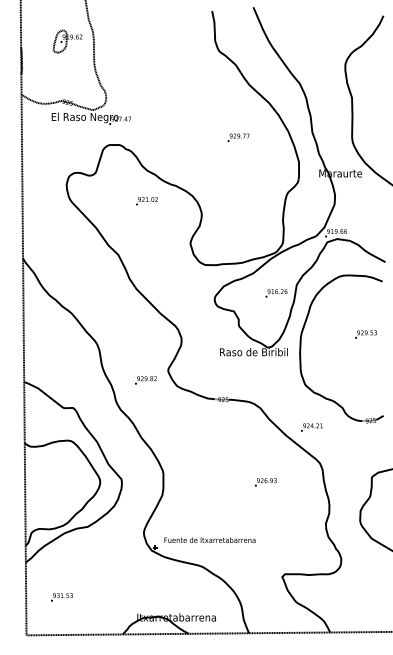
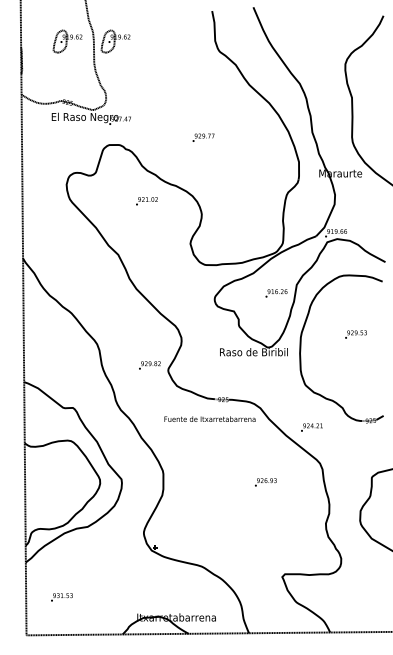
part: none -> present (115, 41)
text position: (238, 137) -> (203, 137) (203, 137)
text position: (365, 334) -> (355, 334) (355, 334)
text position: (145, 380) -> (149, 365) (149, 365)
text position: (209, 539) -> (209, 418) (209, 418)
